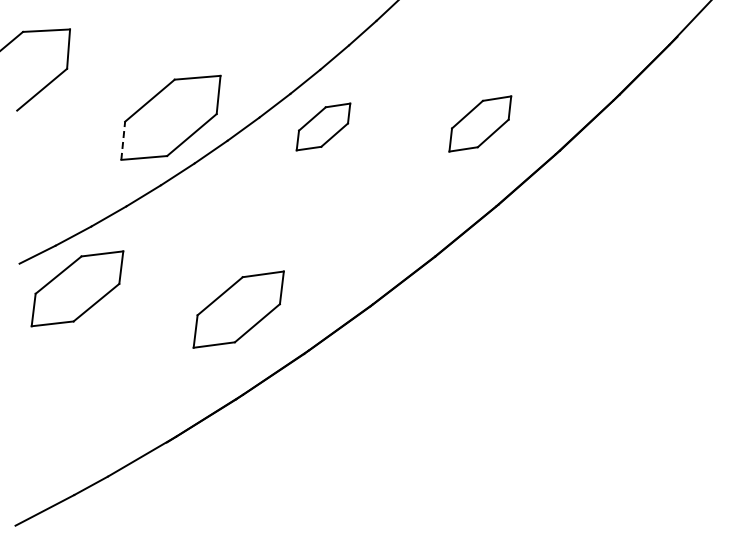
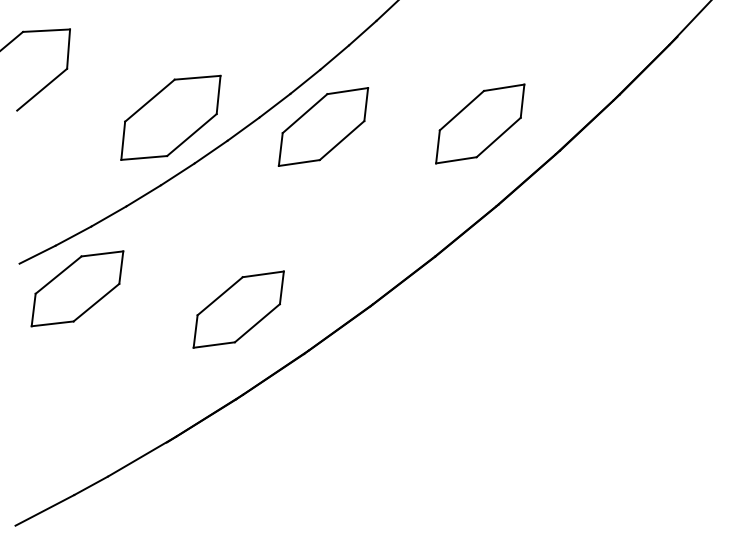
part size: 65x58 px -> 91x82 px (480, 123)
part size: 57x50 px -> 93x80 px (323, 126)
line: dashed -> solid (123, 140)
